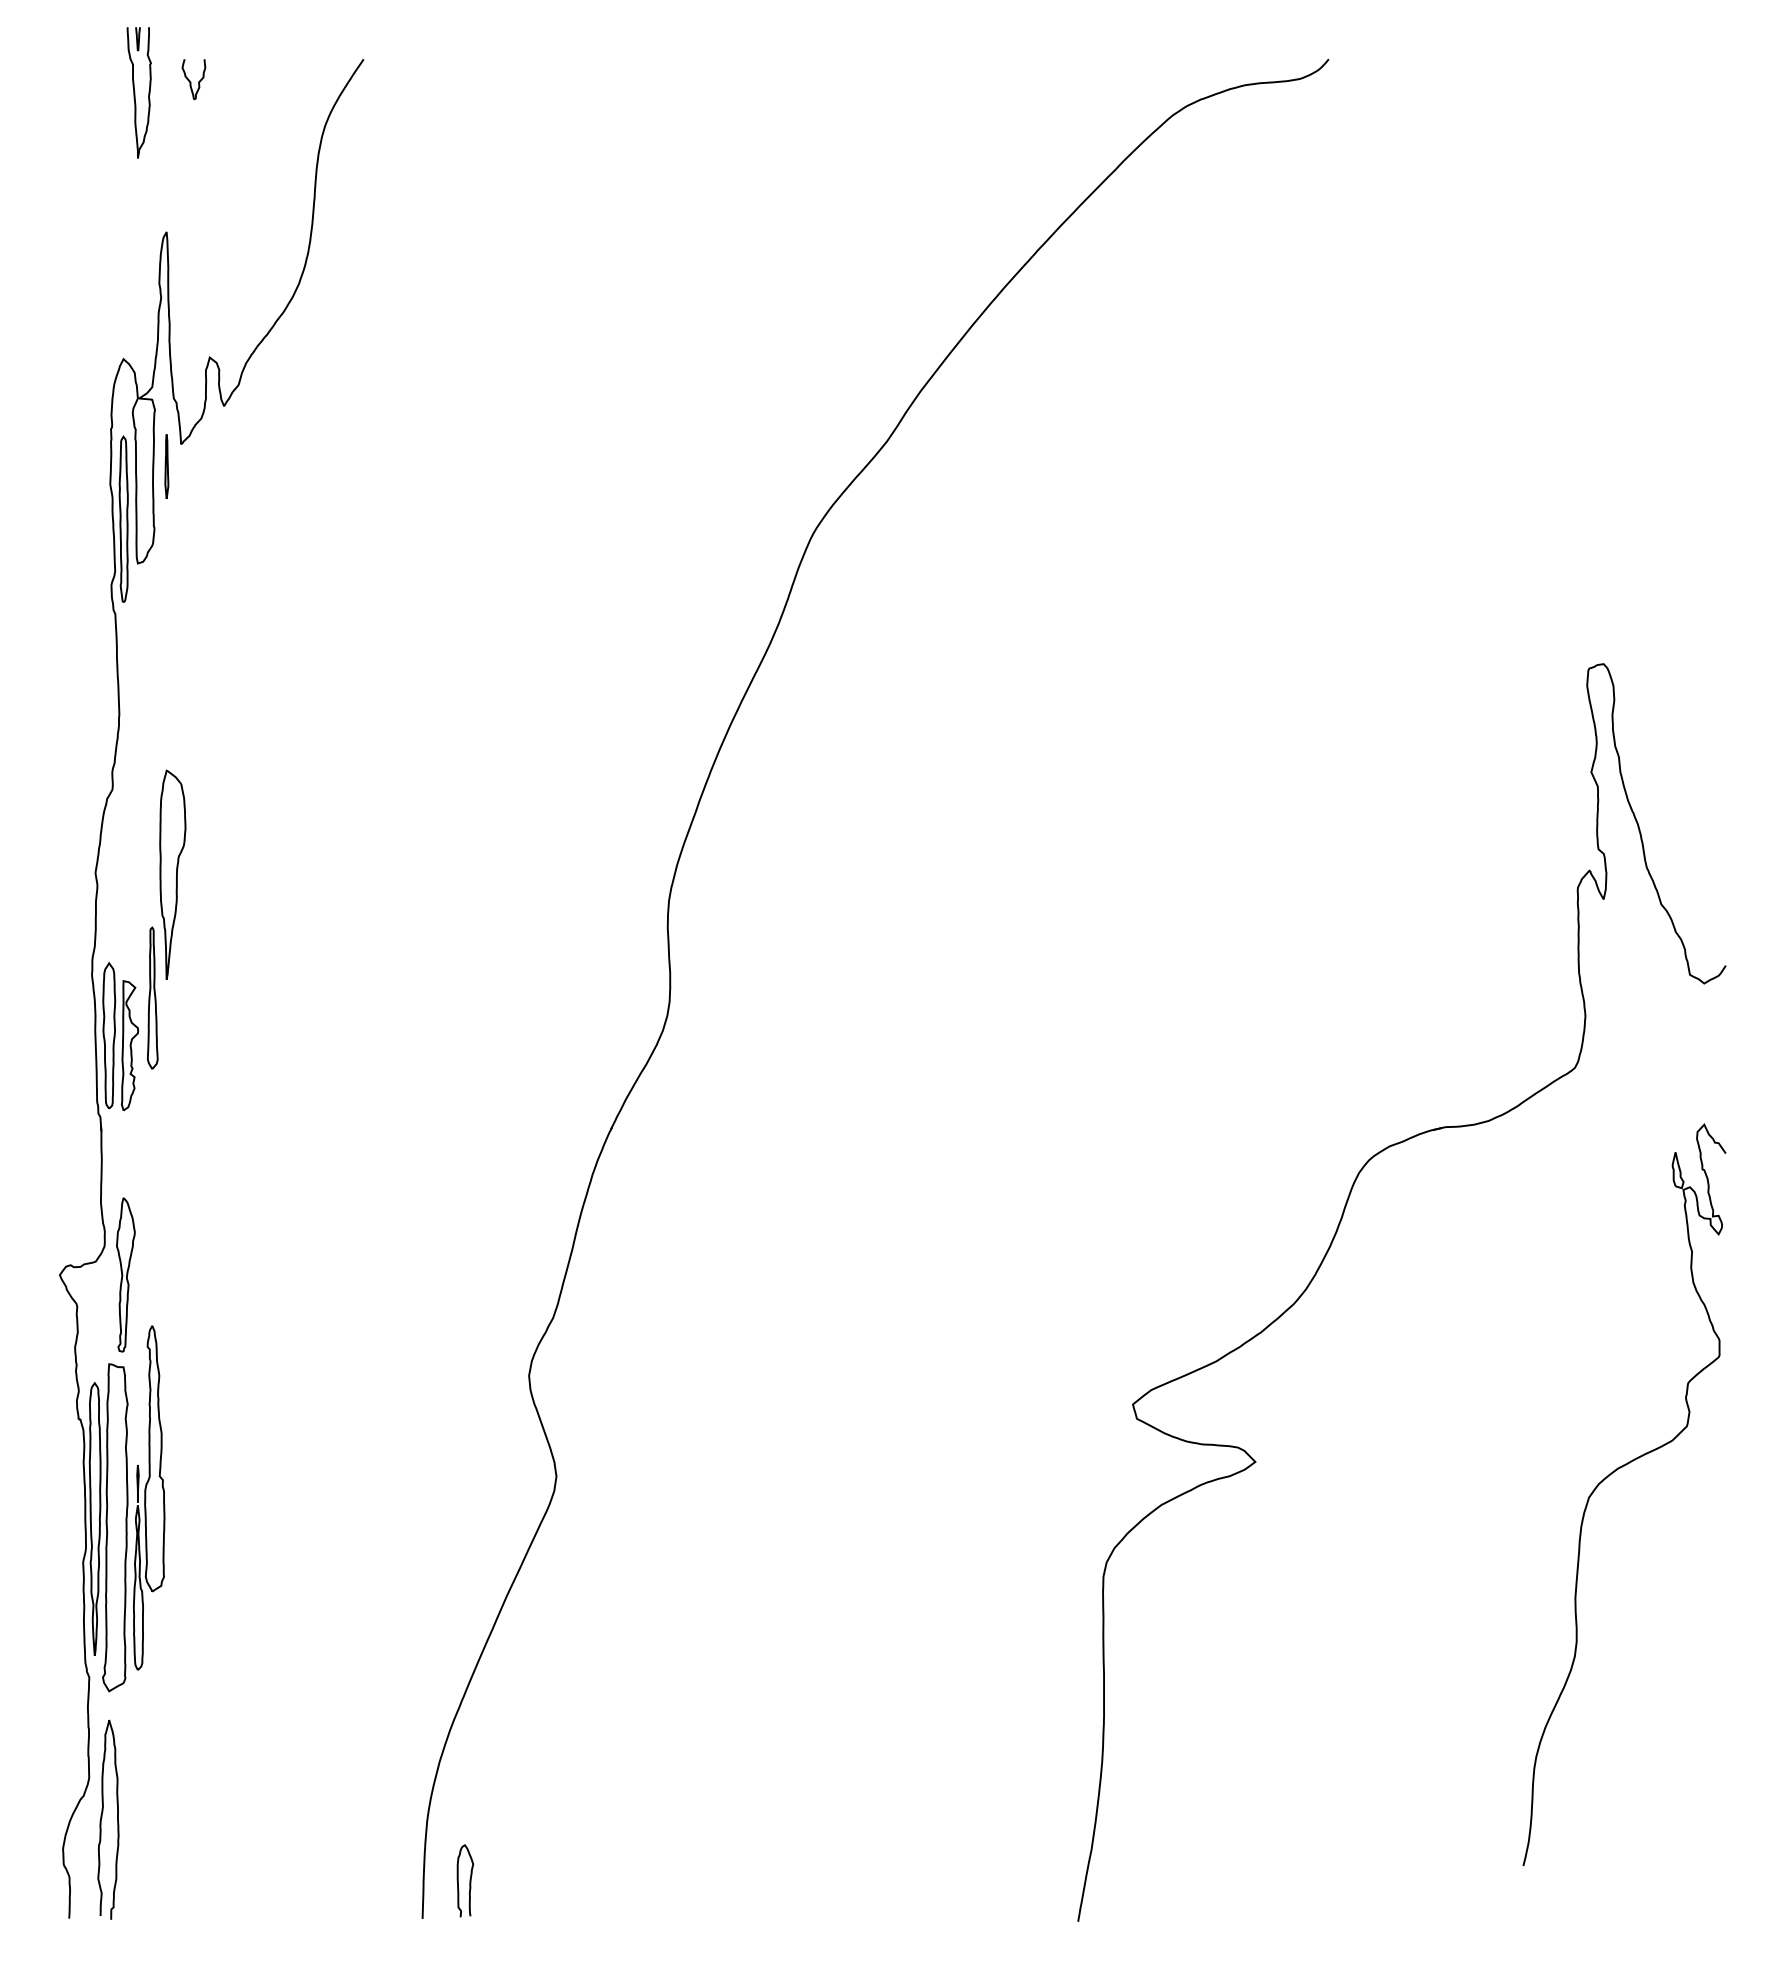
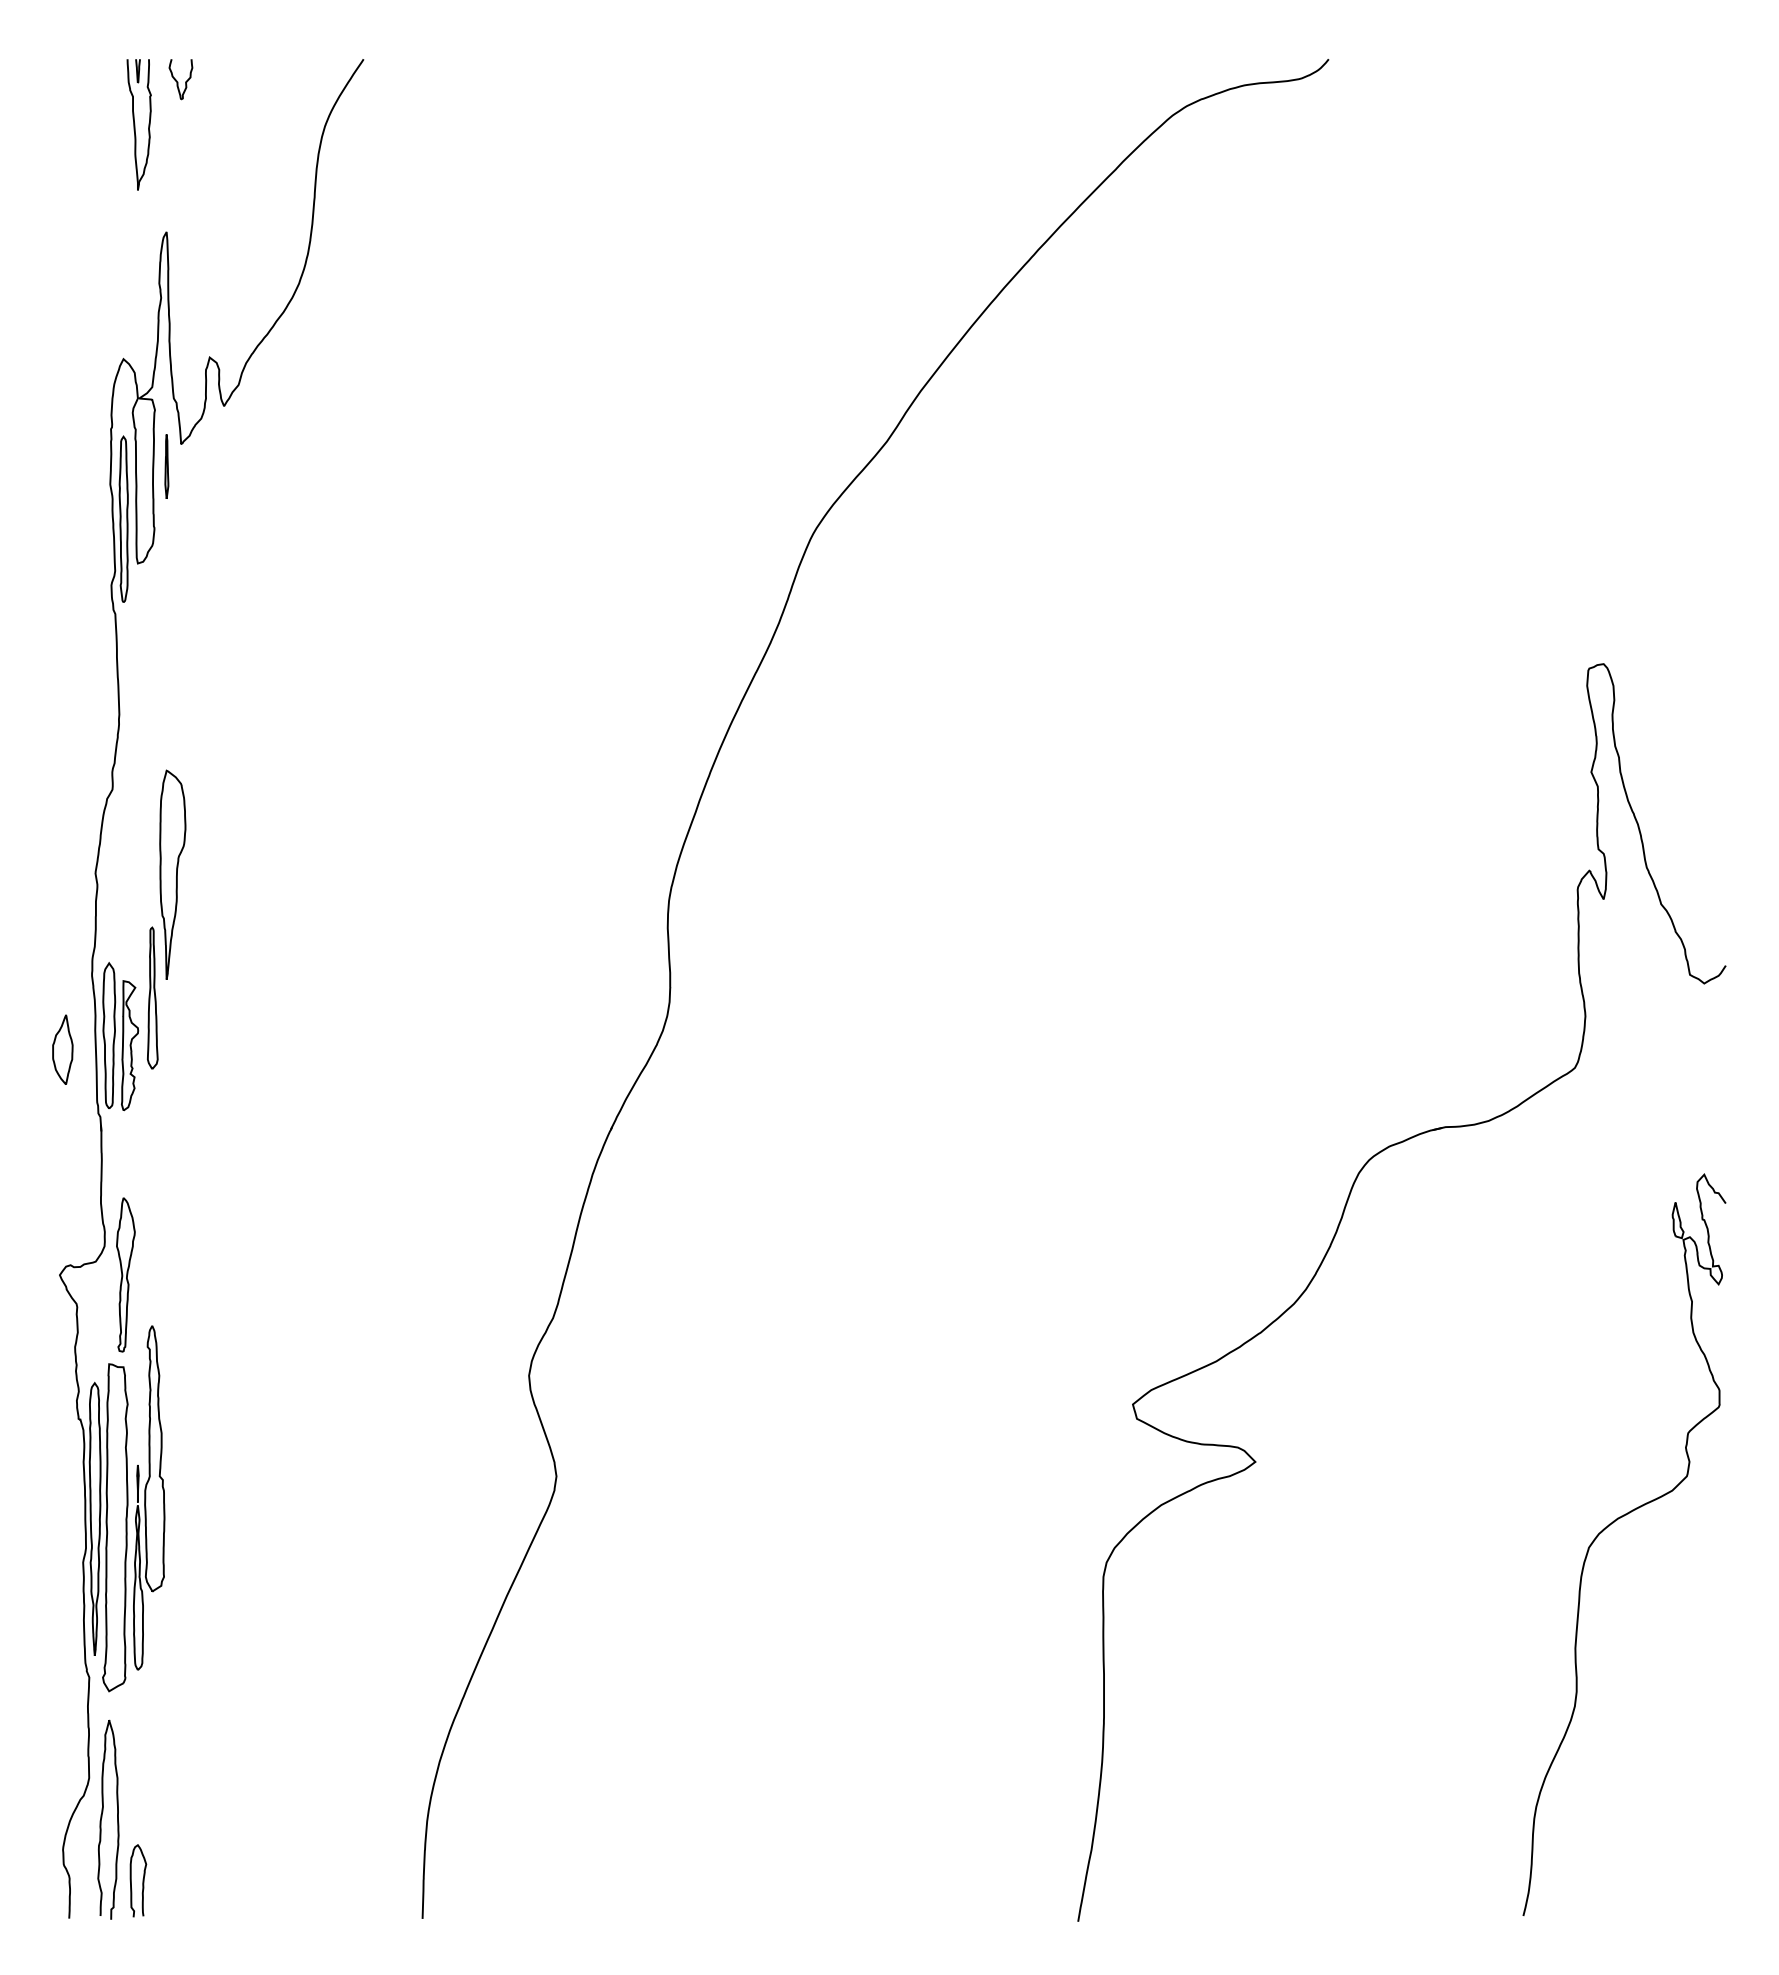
part position: (193, 79) -> (180, 79) (180, 79)
part position: (138, 92) -> (138, 124) (138, 124)
part: none -> present (62, 1049)
part position: (1608, 1477) -> (1608, 1527) (1608, 1527)
curve position: (469, 1880) -> (142, 1880) (142, 1880)
